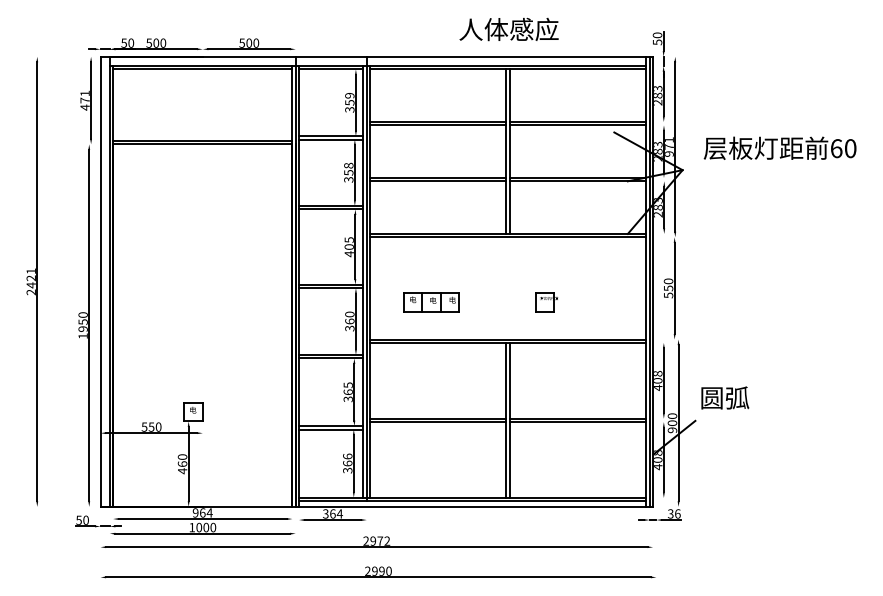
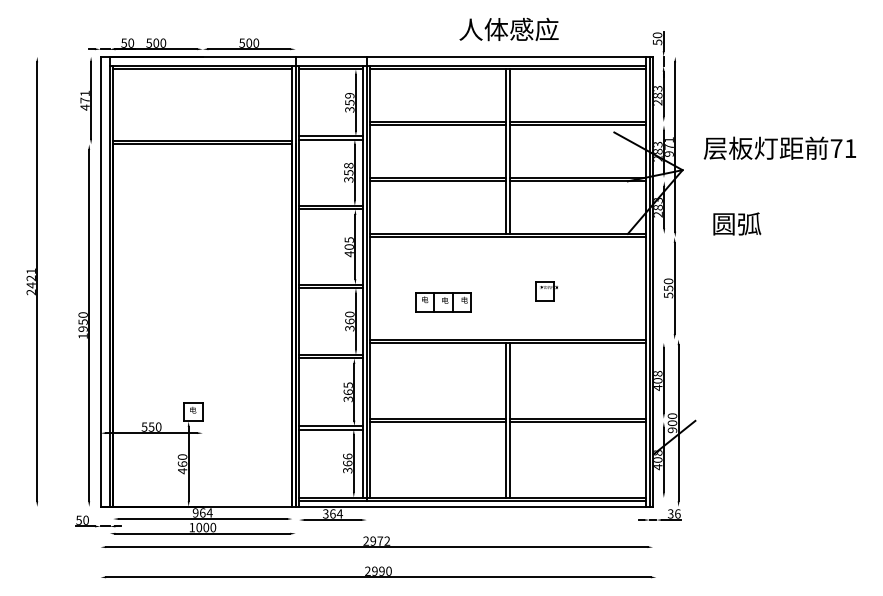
text: 60 -> 71 (843, 148)
part position: (431, 302) -> (443, 302) (443, 302)
part position: (546, 302) -> (546, 291) (546, 291)
text position: (725, 397) -> (737, 223) (737, 223)
